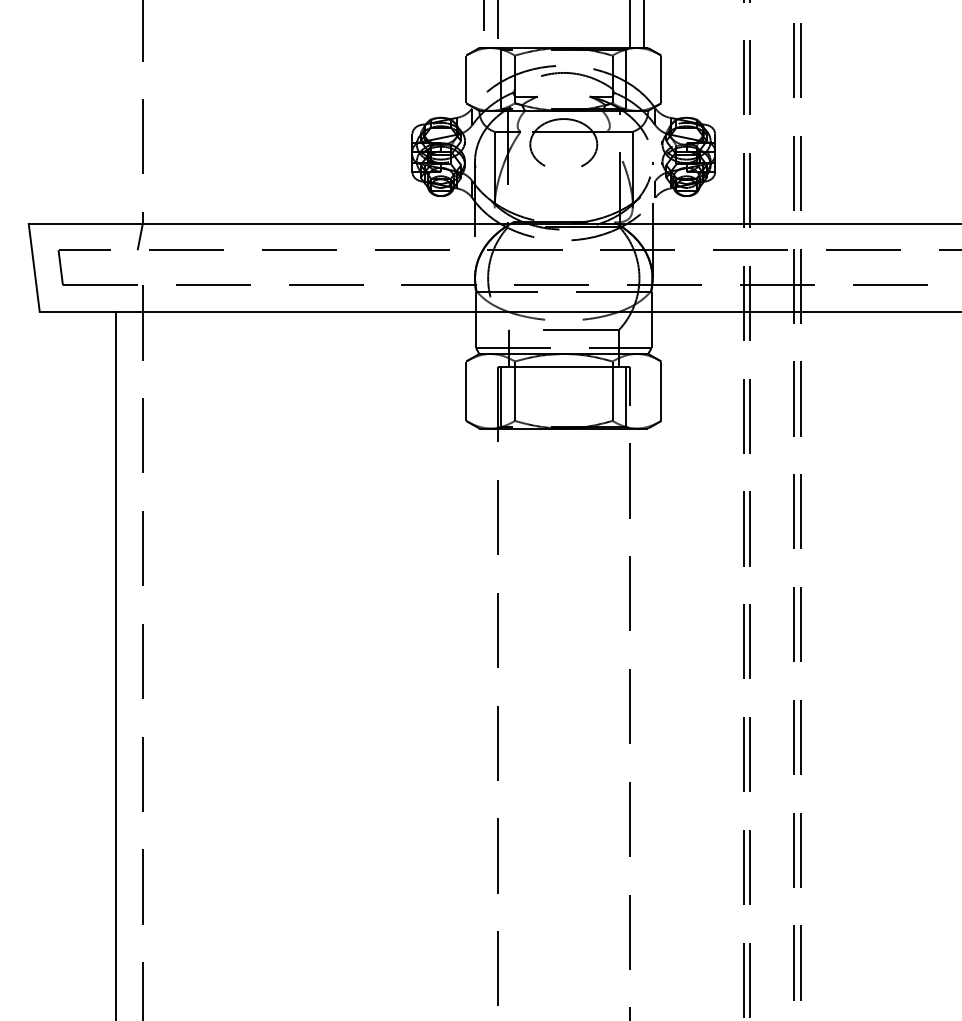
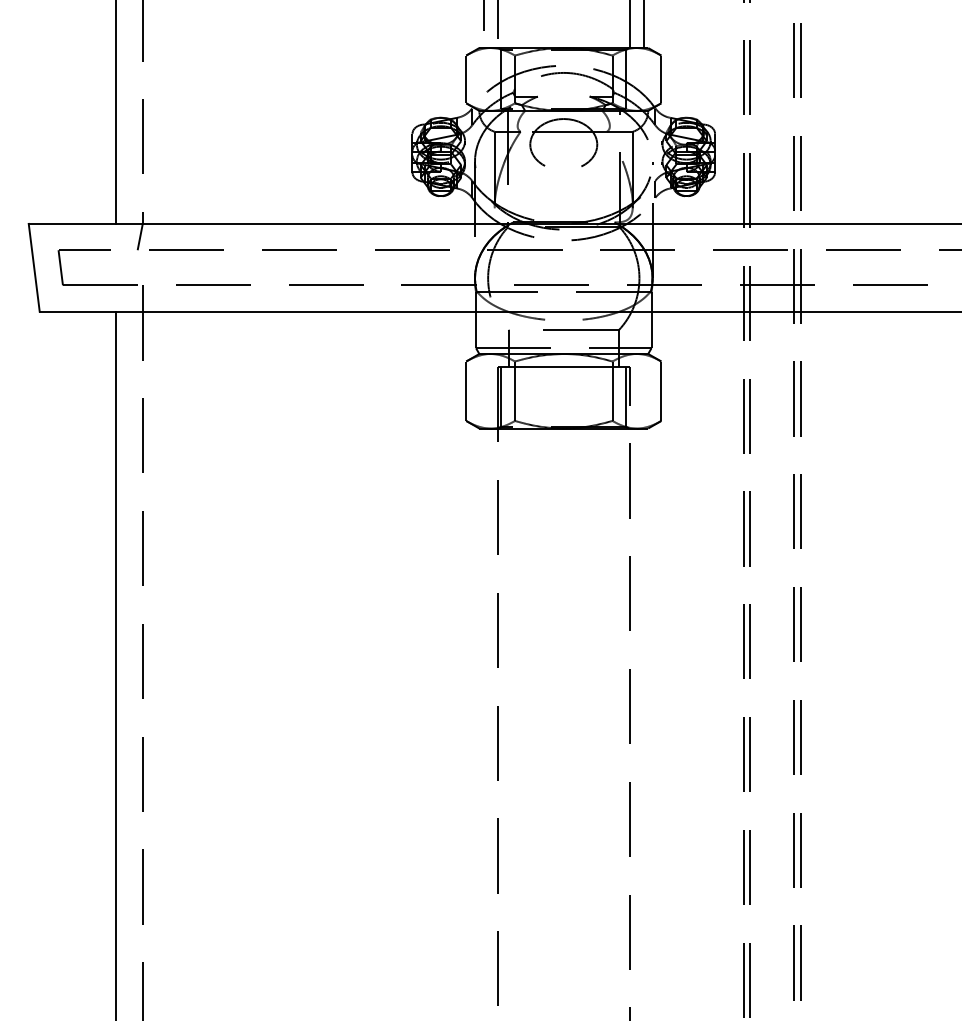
line: none -> present (116, 112)
